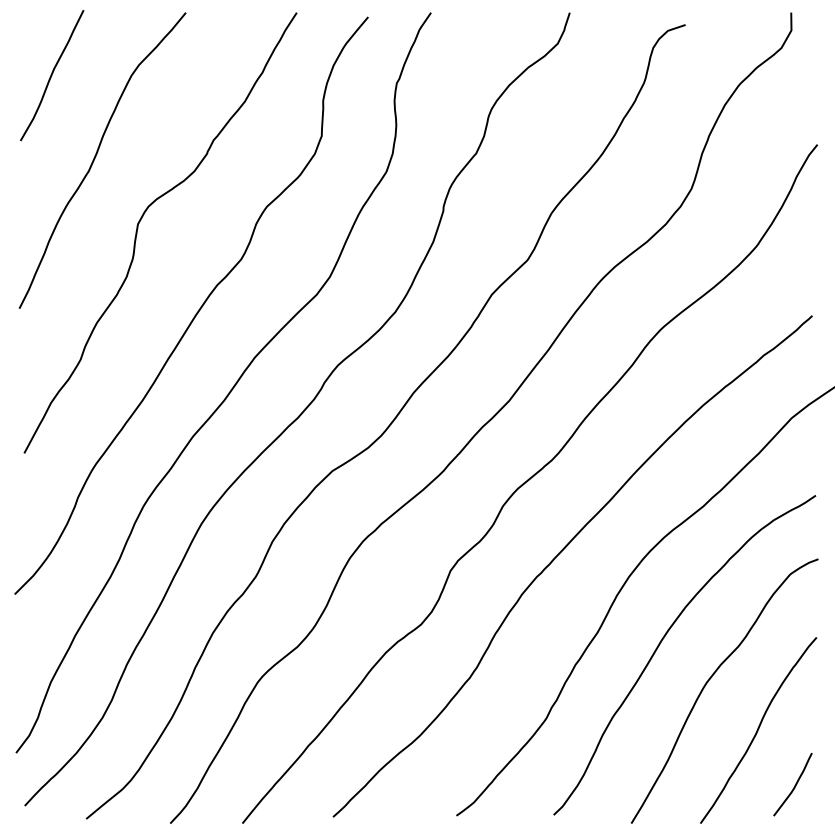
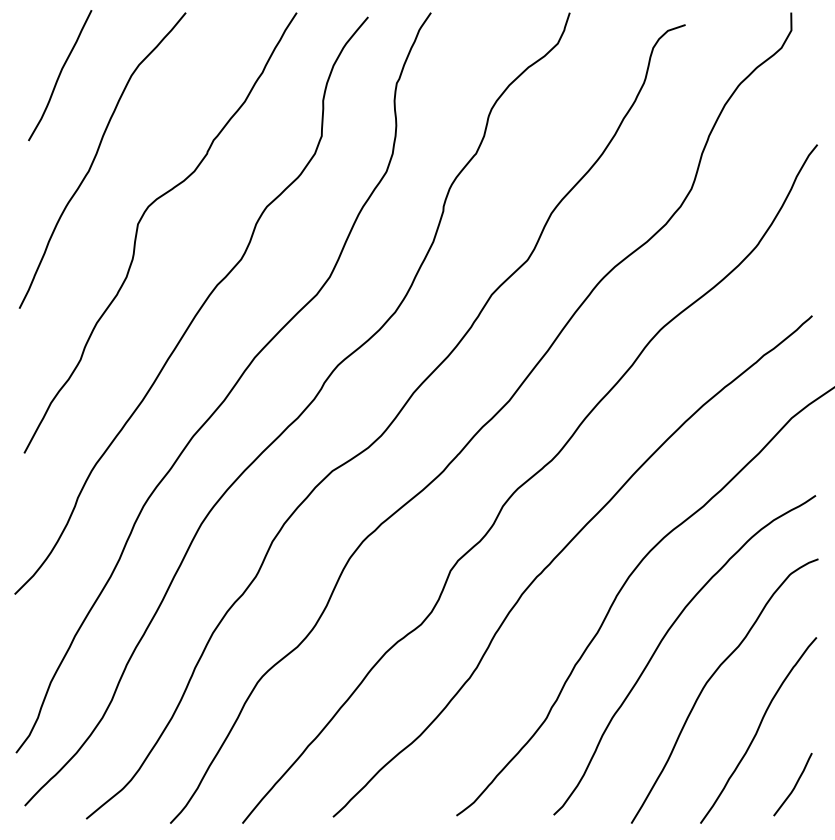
curve position: (52, 75) -> (60, 75) (60, 75)
